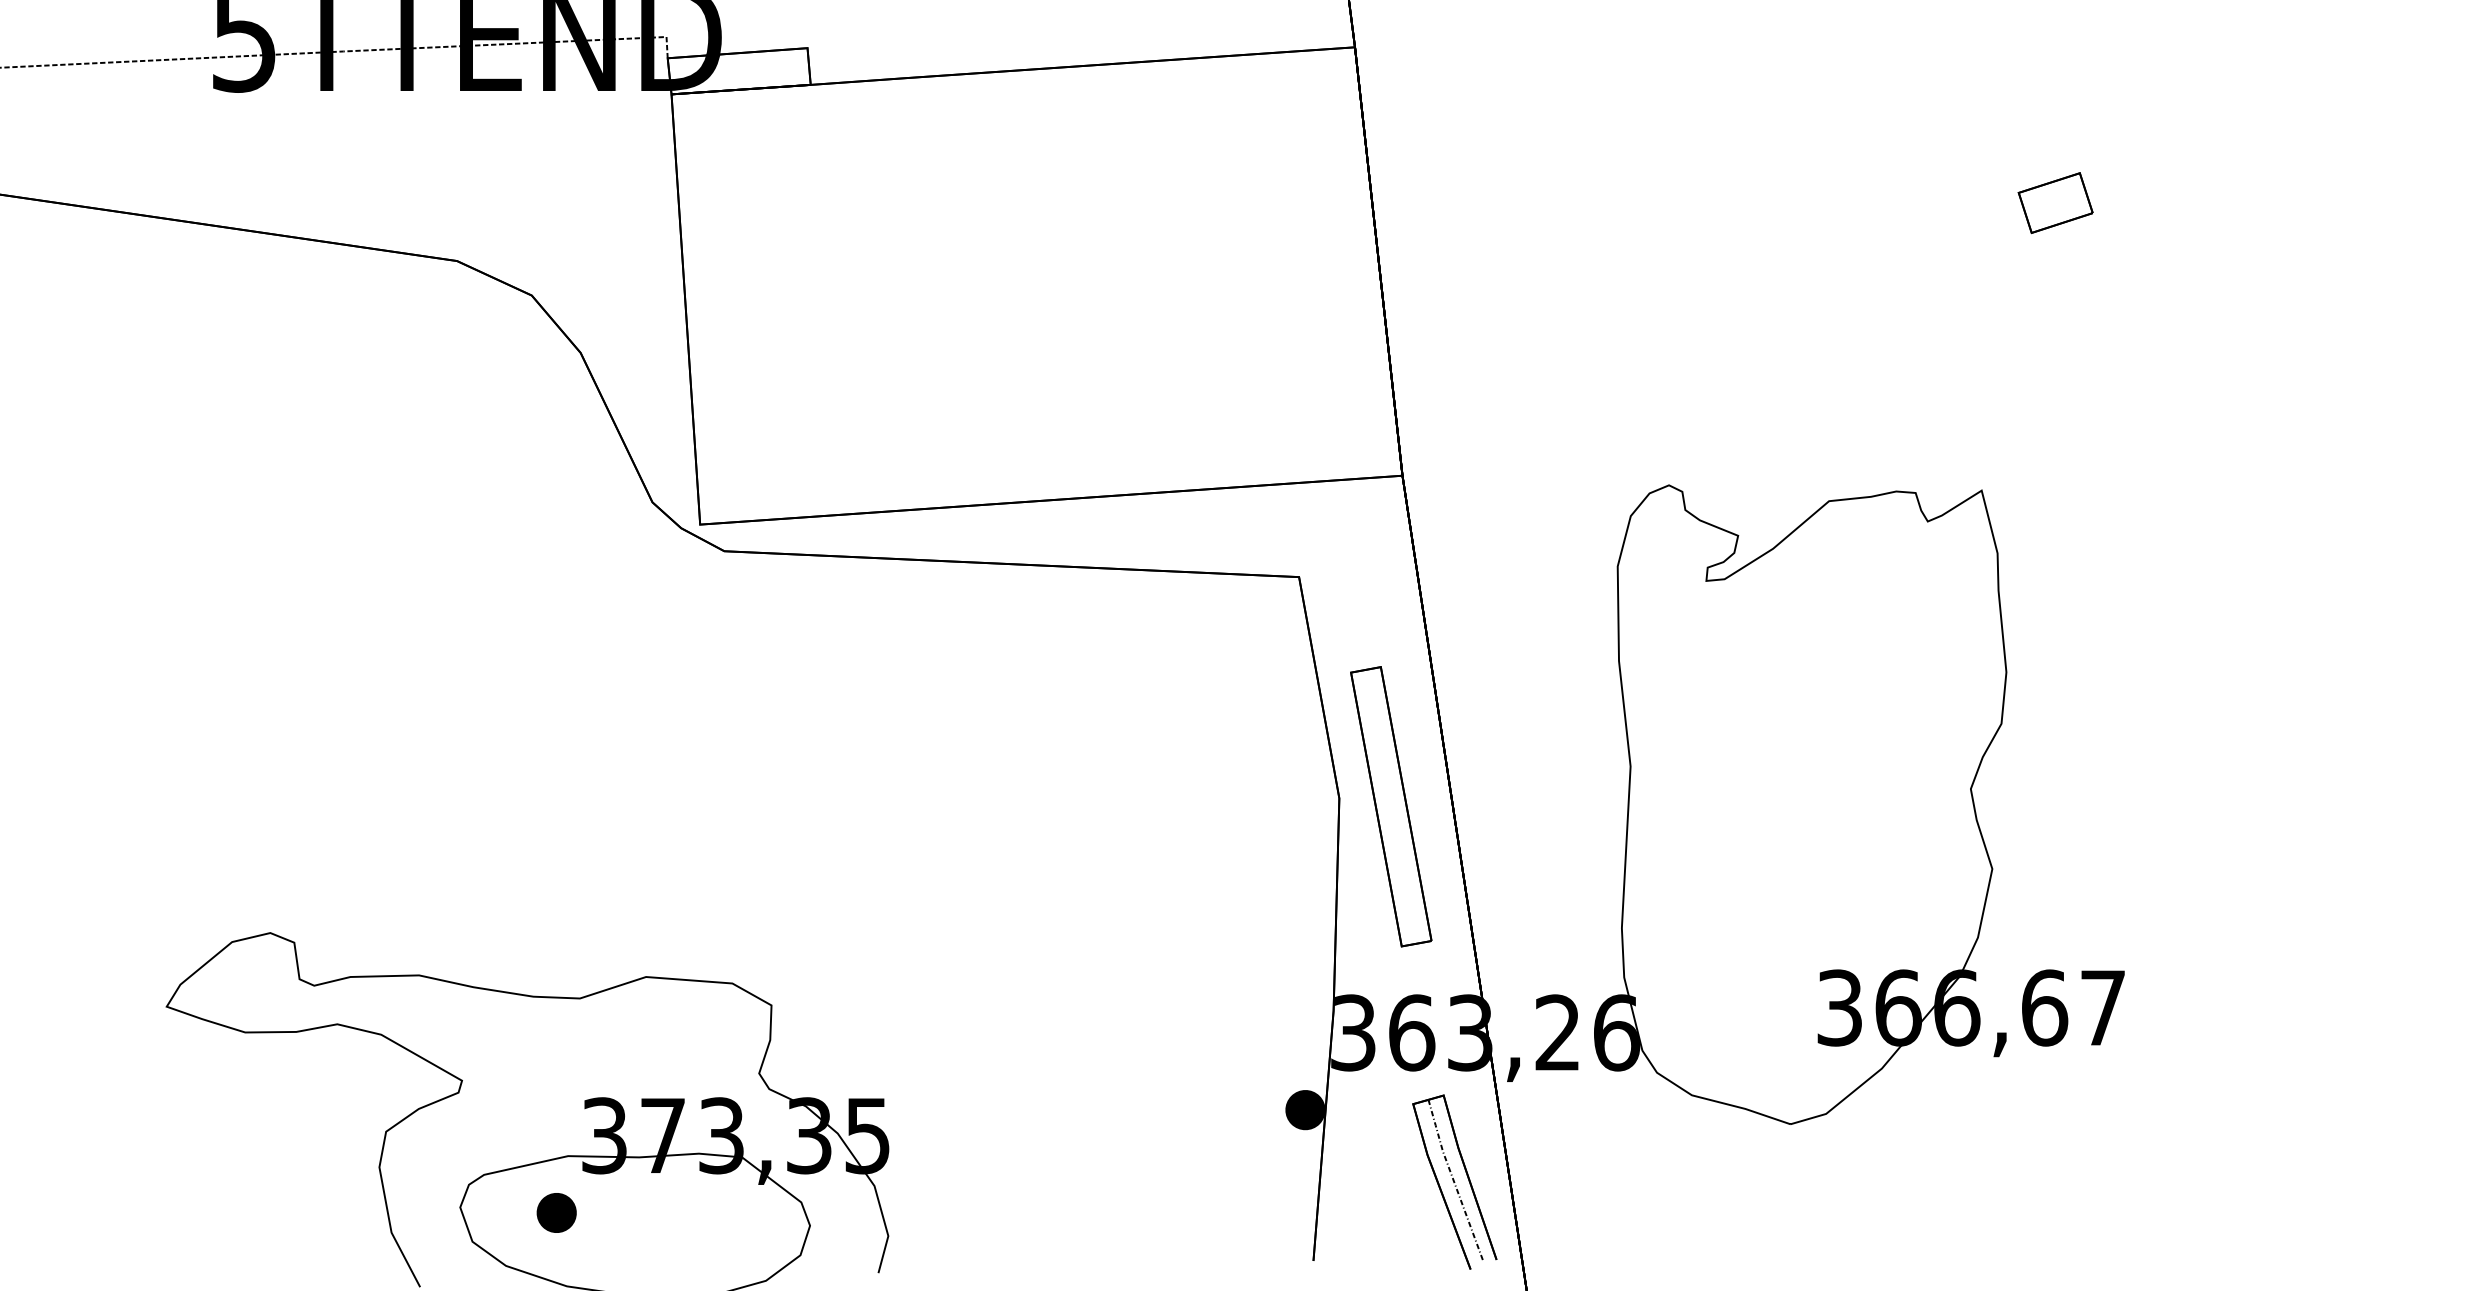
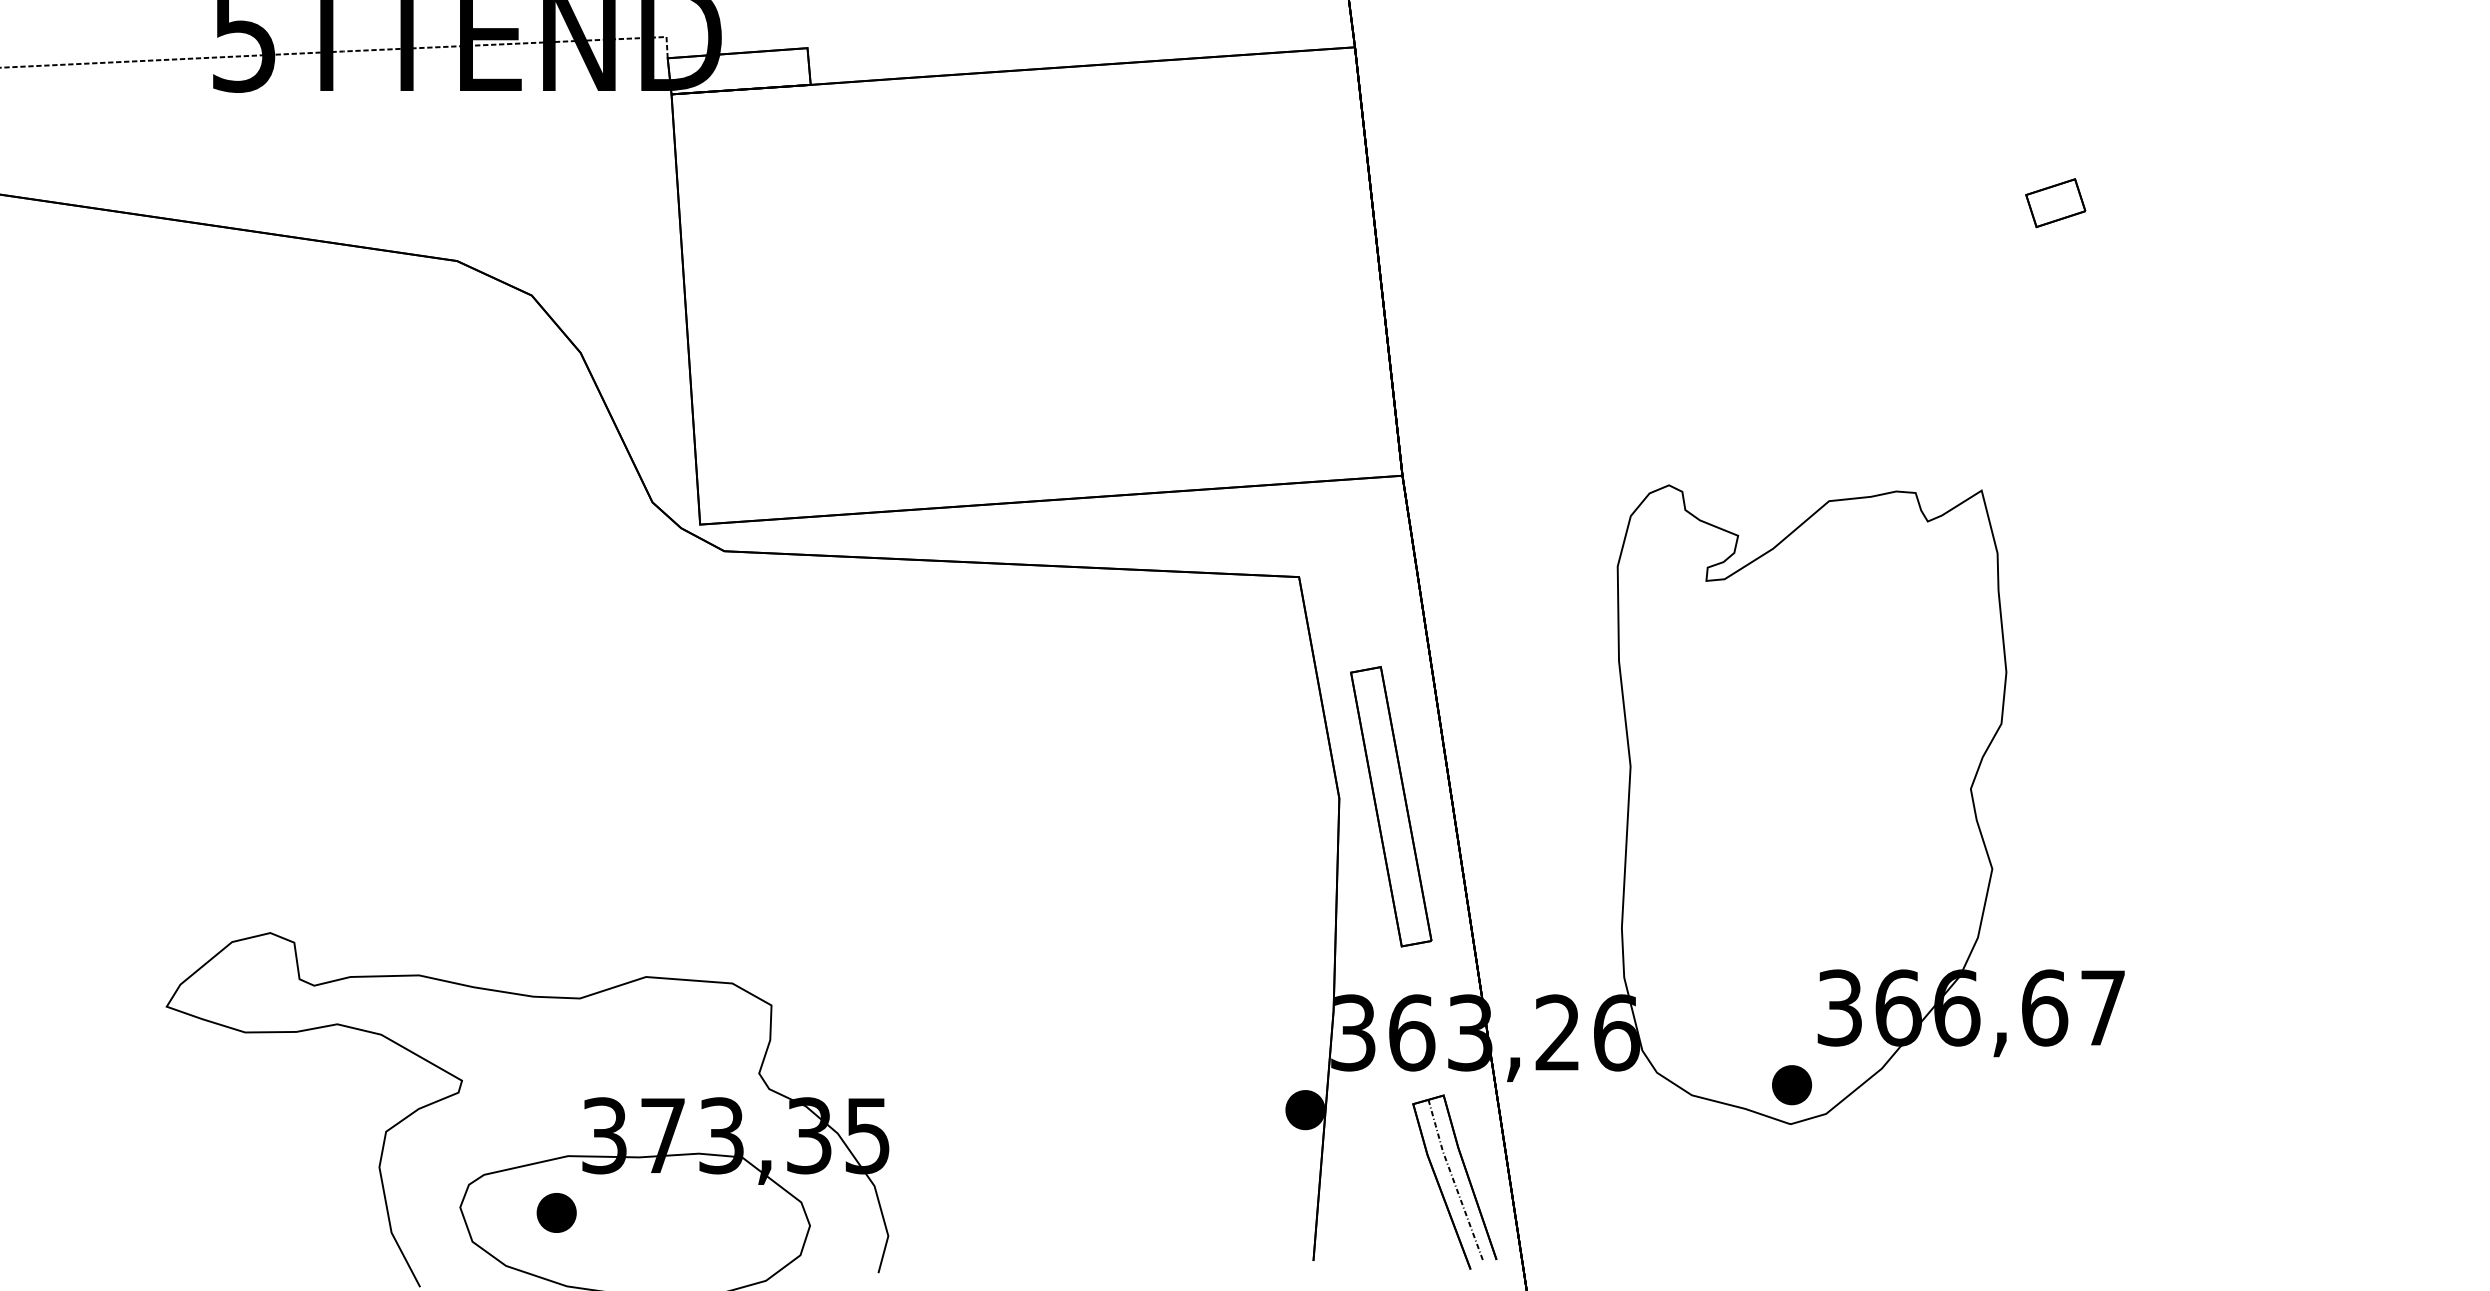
part size: 77x62 px -> 62x51 px (2055, 203)
part: none -> present (1791, 1085)
